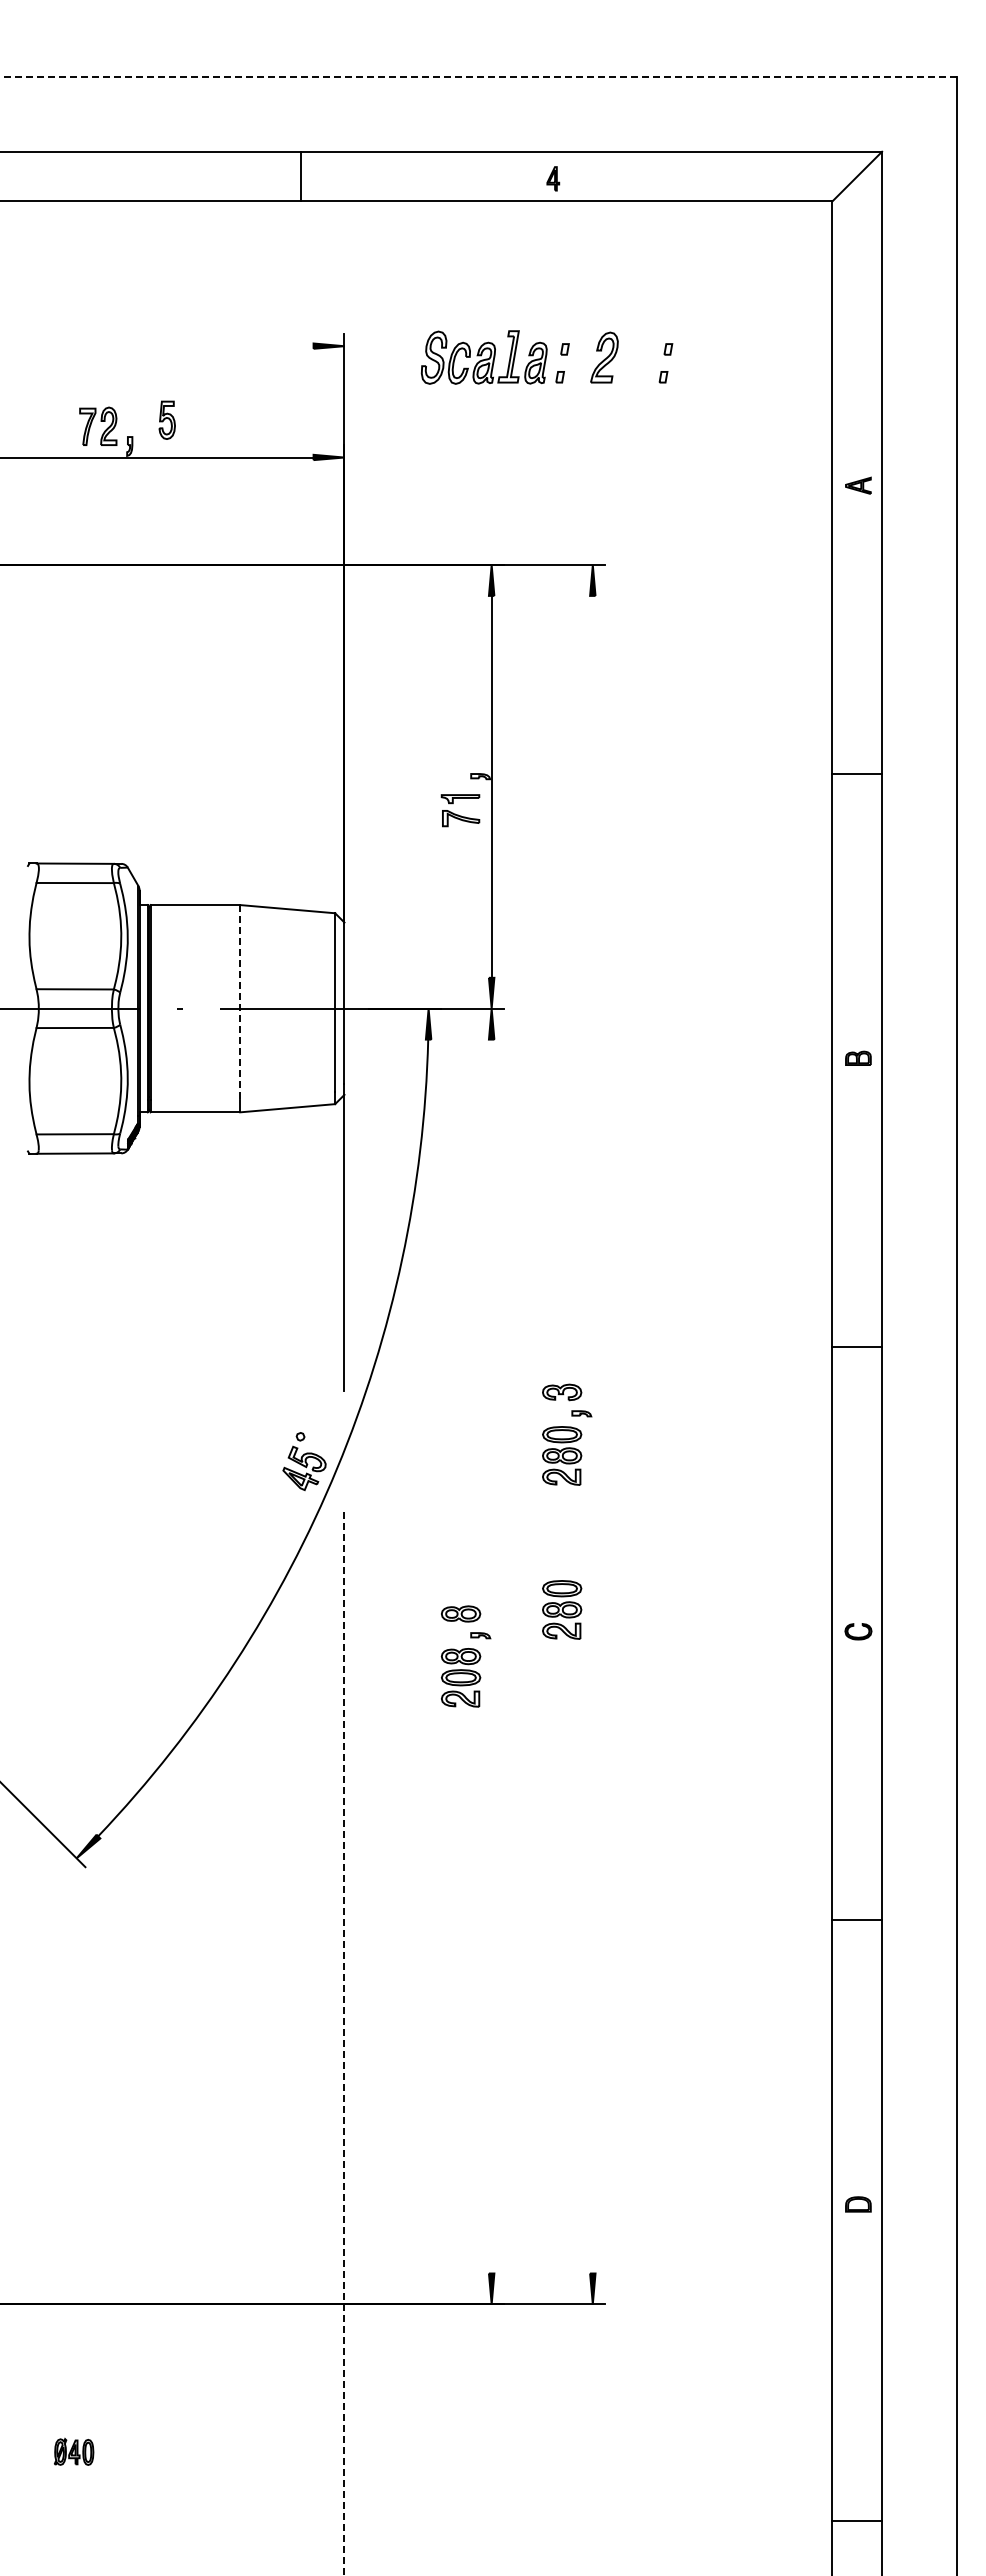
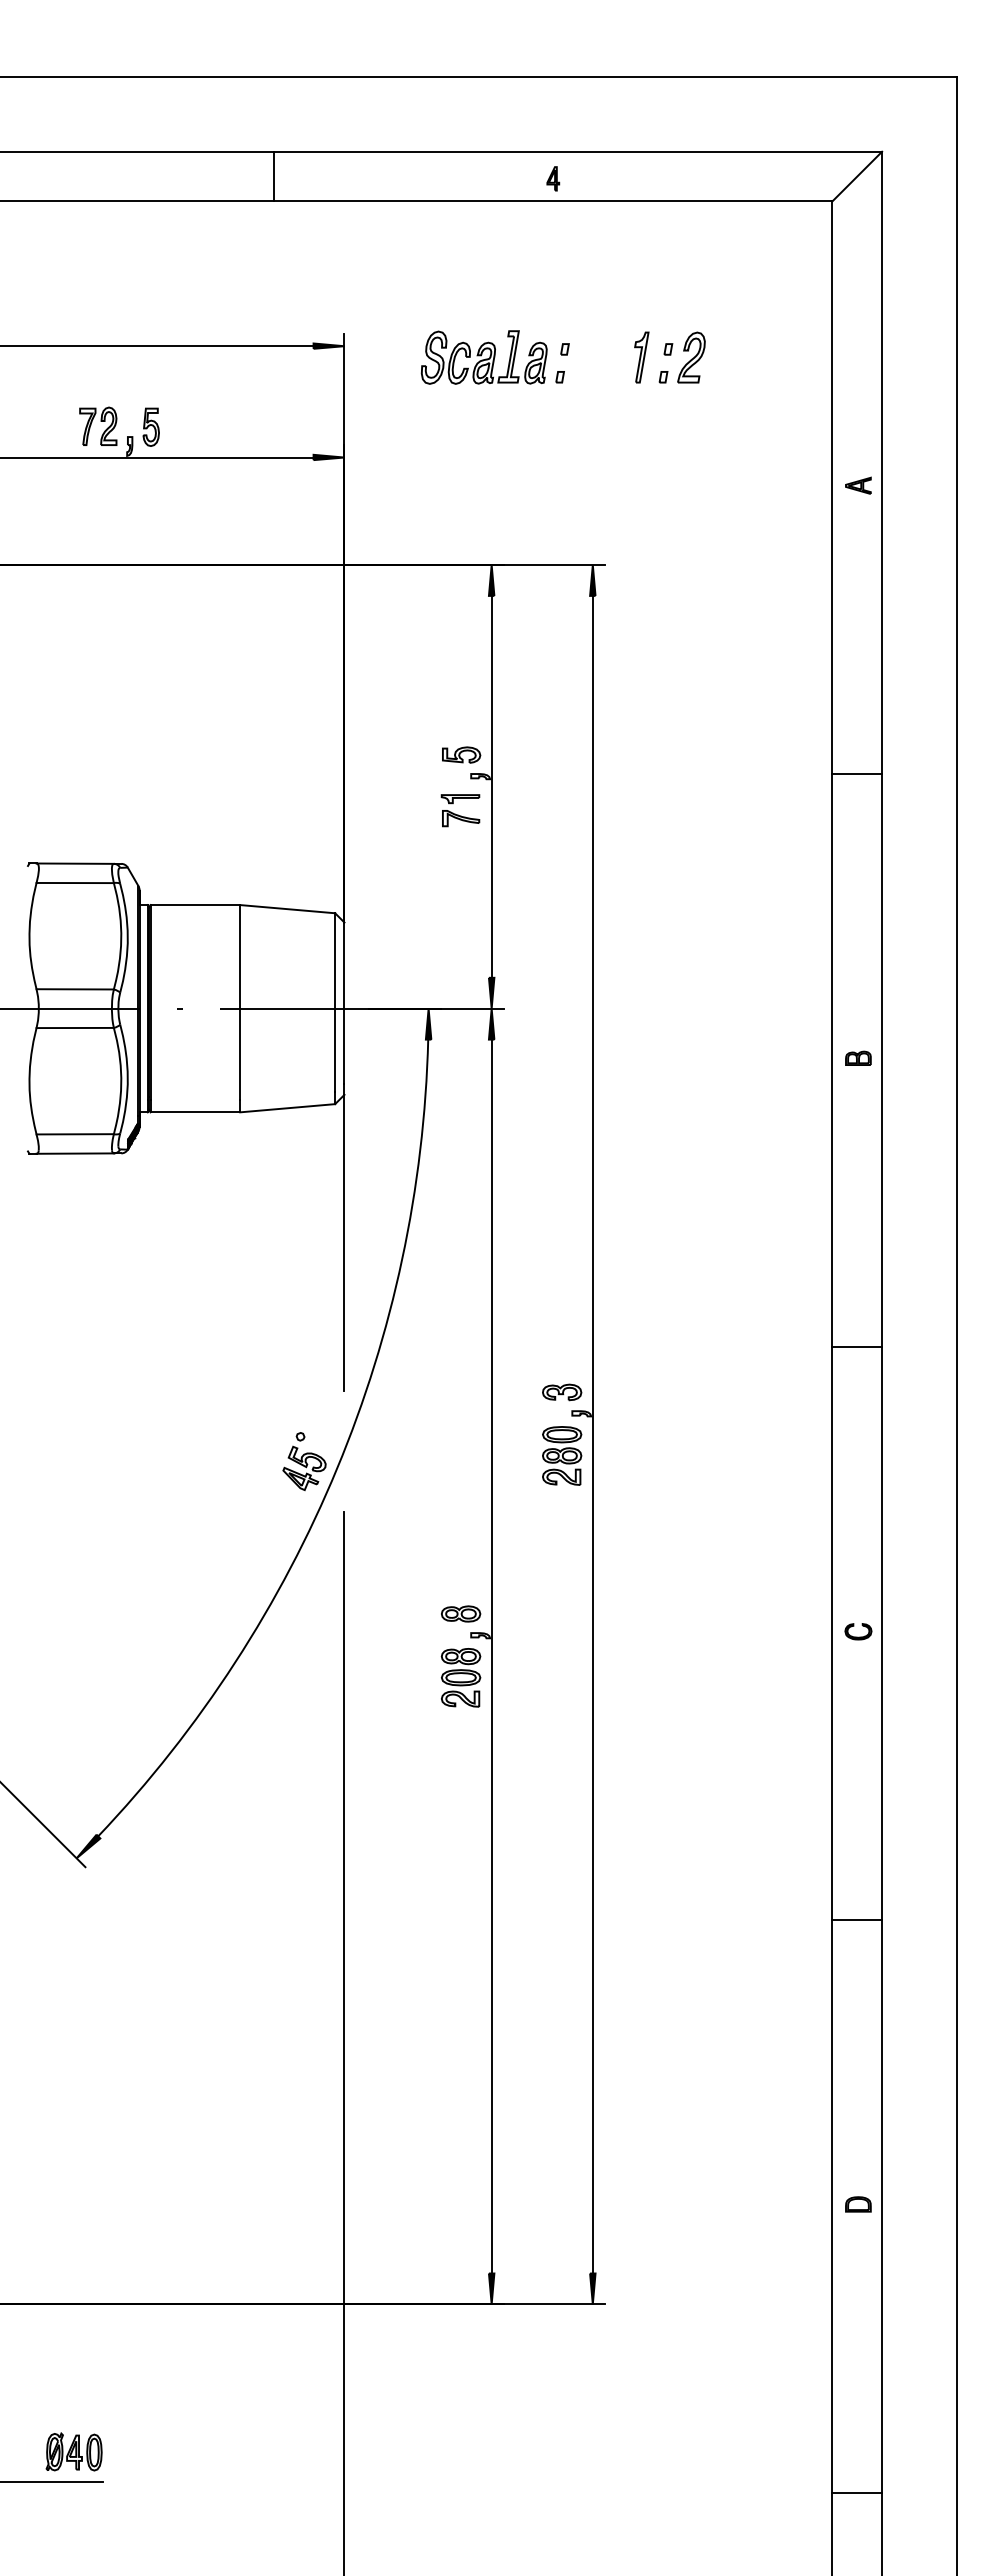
line: dashed -> solid (478, 77)
line position: (300, 176) -> (273, 176) (273, 176)
line: none -> present (157, 346)
part position: (604, 357) -> (691, 357) (691, 357)
part: none -> present (641, 357)
part position: (166, 419) -> (150, 426) (150, 426)
part: none -> present (461, 754)
line: dashed -> solid (240, 1002)
line: none -> present (592, 1434)
part: present -> none (562, 1609)
line: none -> present (491, 1656)
line: dashed -> solid (344, 2043)
part size: 41x29 px -> 58x40 px (73, 2451)
line: none -> present (52, 2482)
line position: (857, 2521) -> (857, 2493) (857, 2493)
